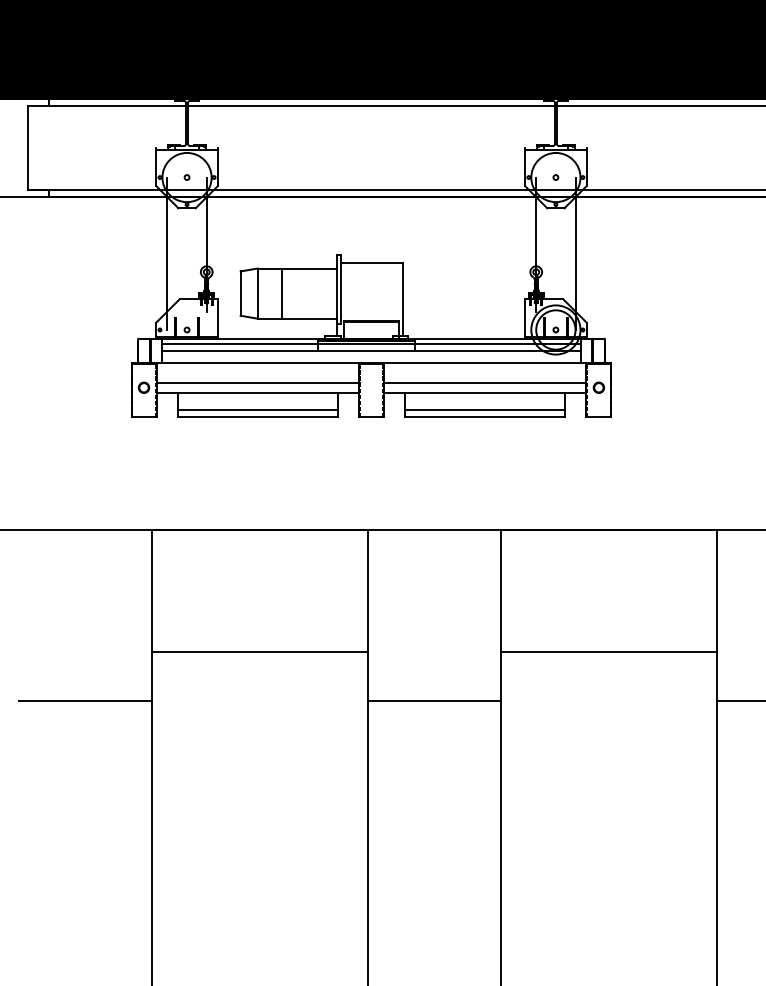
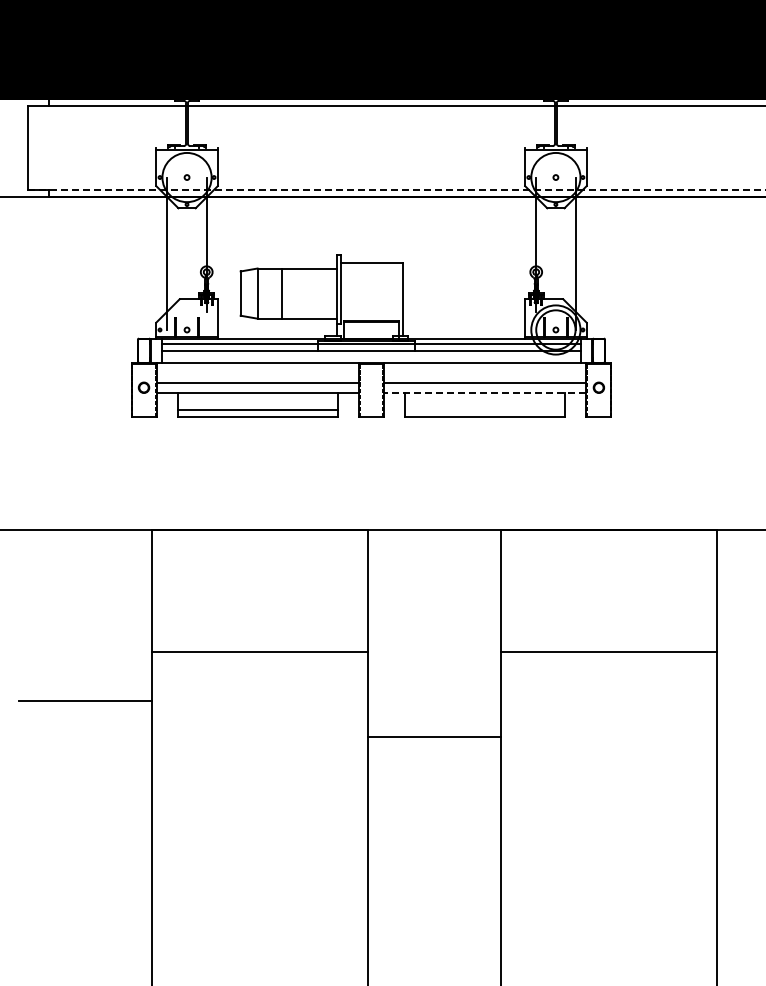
line: solid -> dashed (397, 189)
line: solid -> dashed (484, 393)
line: present -> none (485, 409)
line position: (434, 701) -> (434, 737) (434, 737)
line: present -> none (739, 701)
